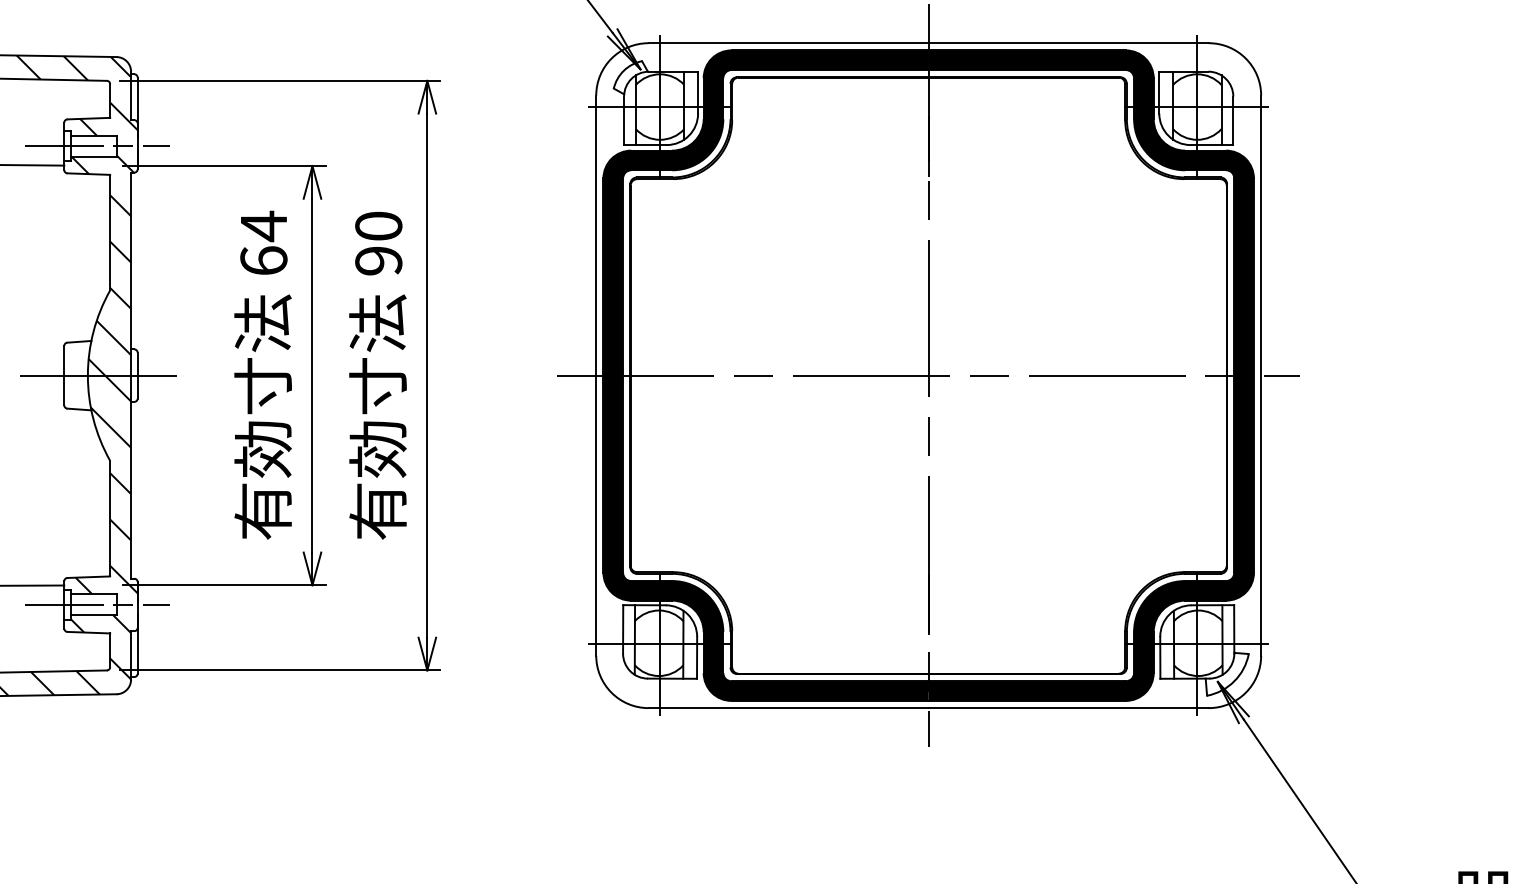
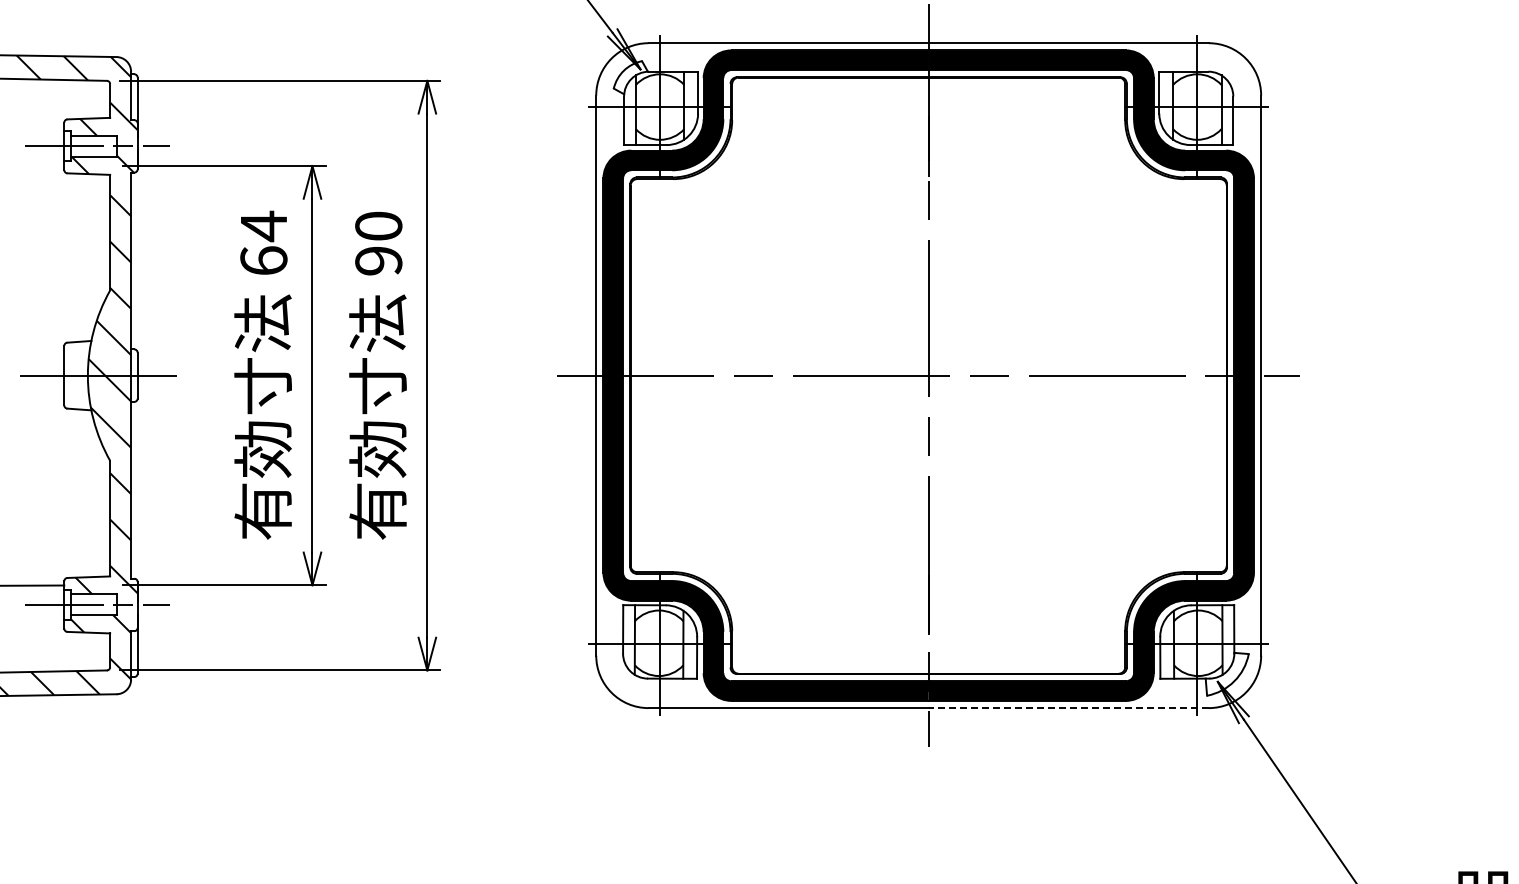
line: present -> none (33, 165)
line: solid -> dashed (1068, 708)
